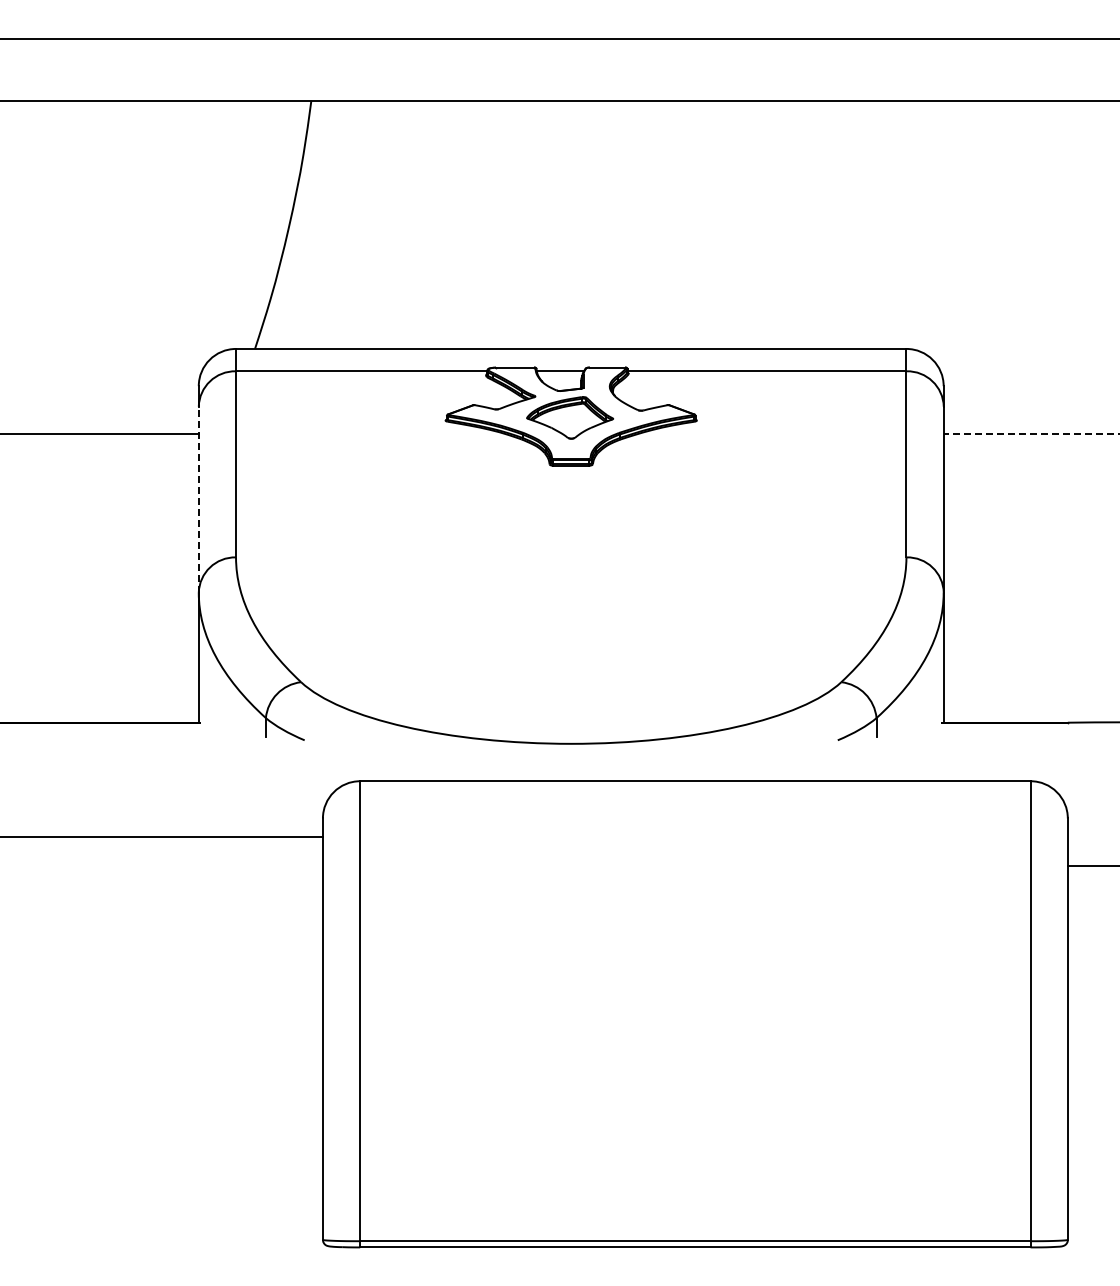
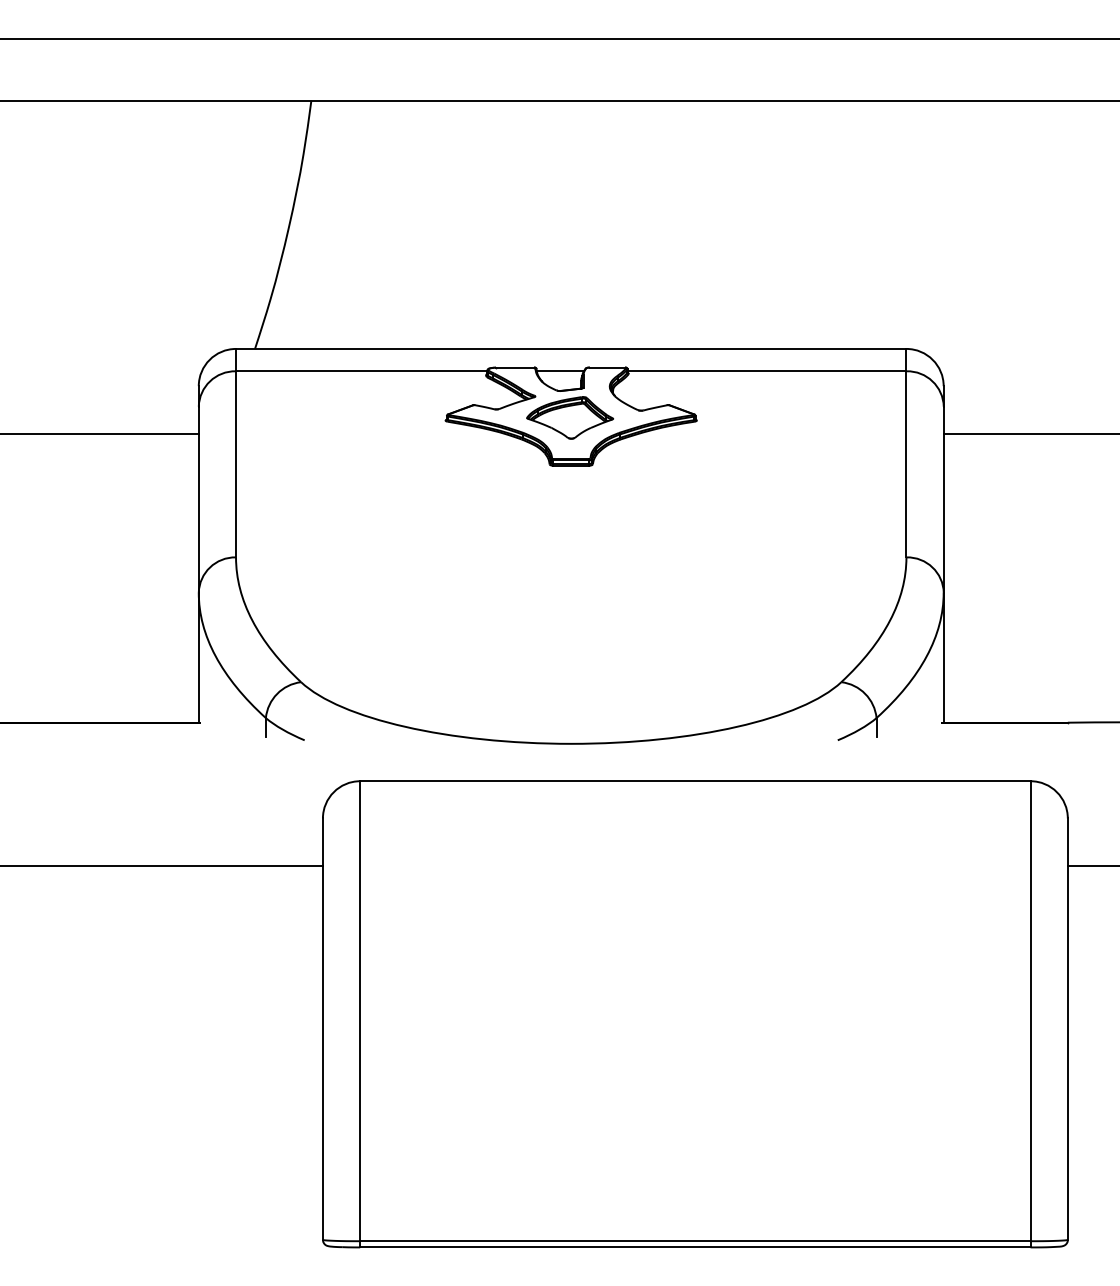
line: dashed -> solid (1031, 433)
line: dashed -> solid (198, 499)
line position: (162, 837) -> (162, 866) (162, 866)
